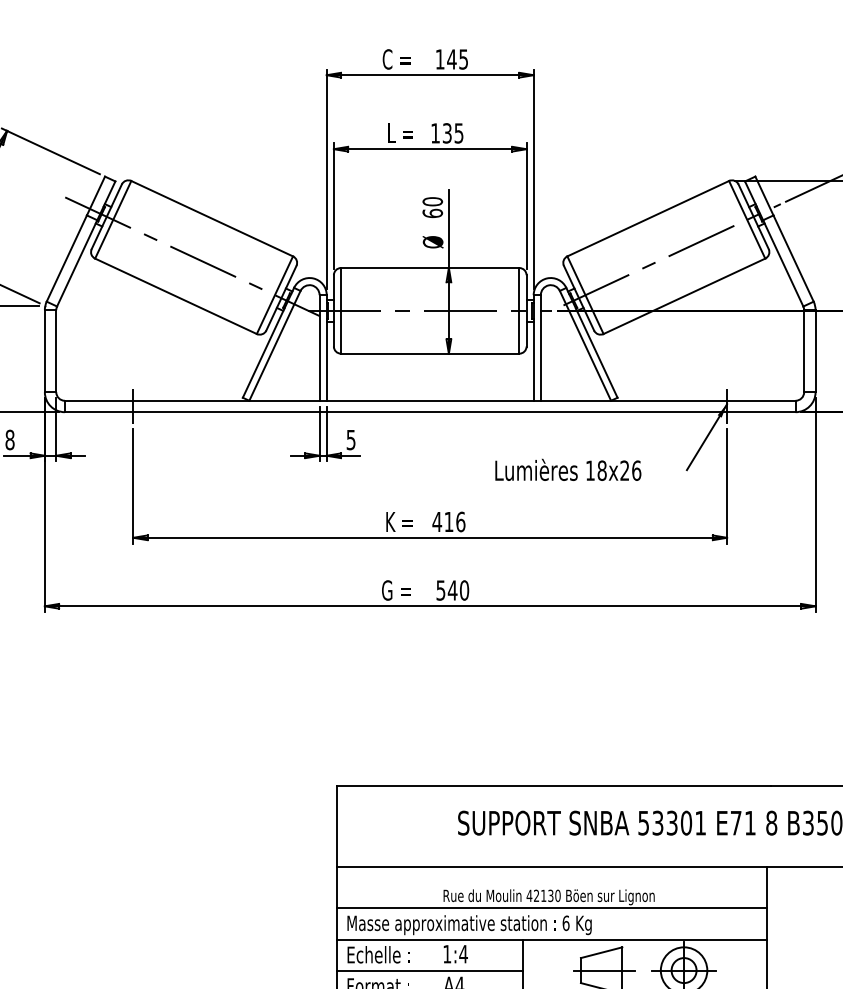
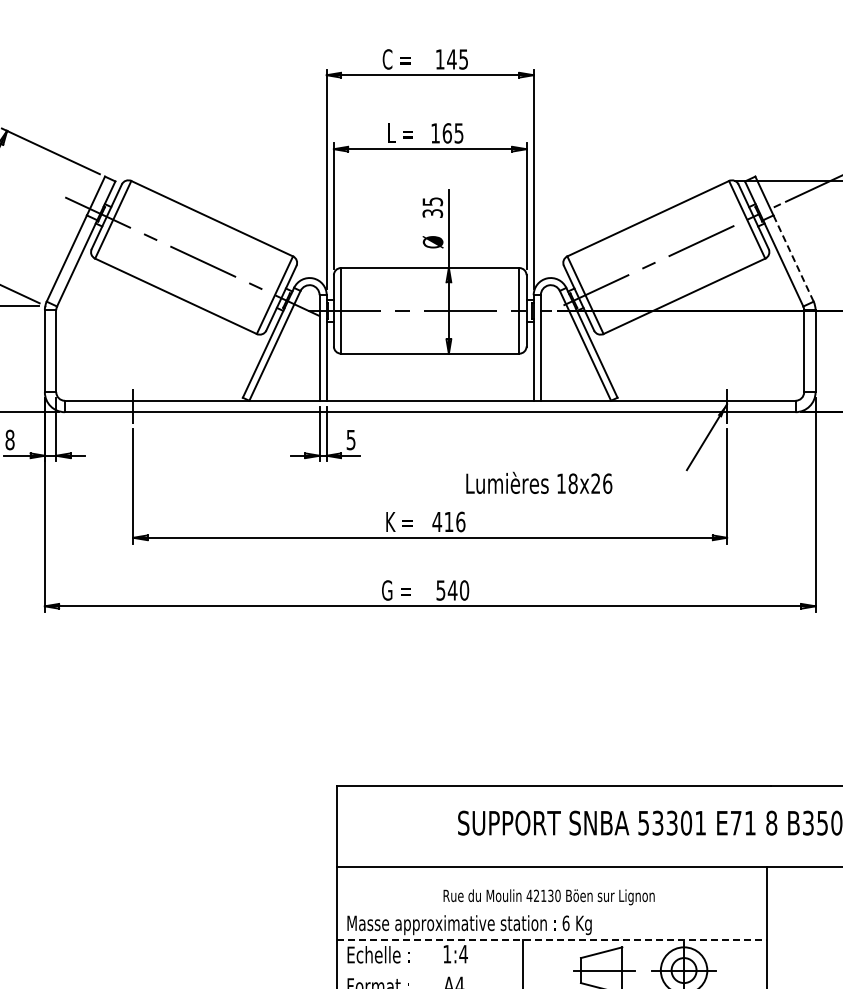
text: 135 -> 165 (446, 133)
text: 60 -> 35 (432, 207)
line: solid -> dashed (793, 258)
text position: (568, 469) -> (539, 482) (539, 482)
line: present -> none (551, 908)
line: solid -> dashed (551, 939)
line: present -> none (429, 971)
